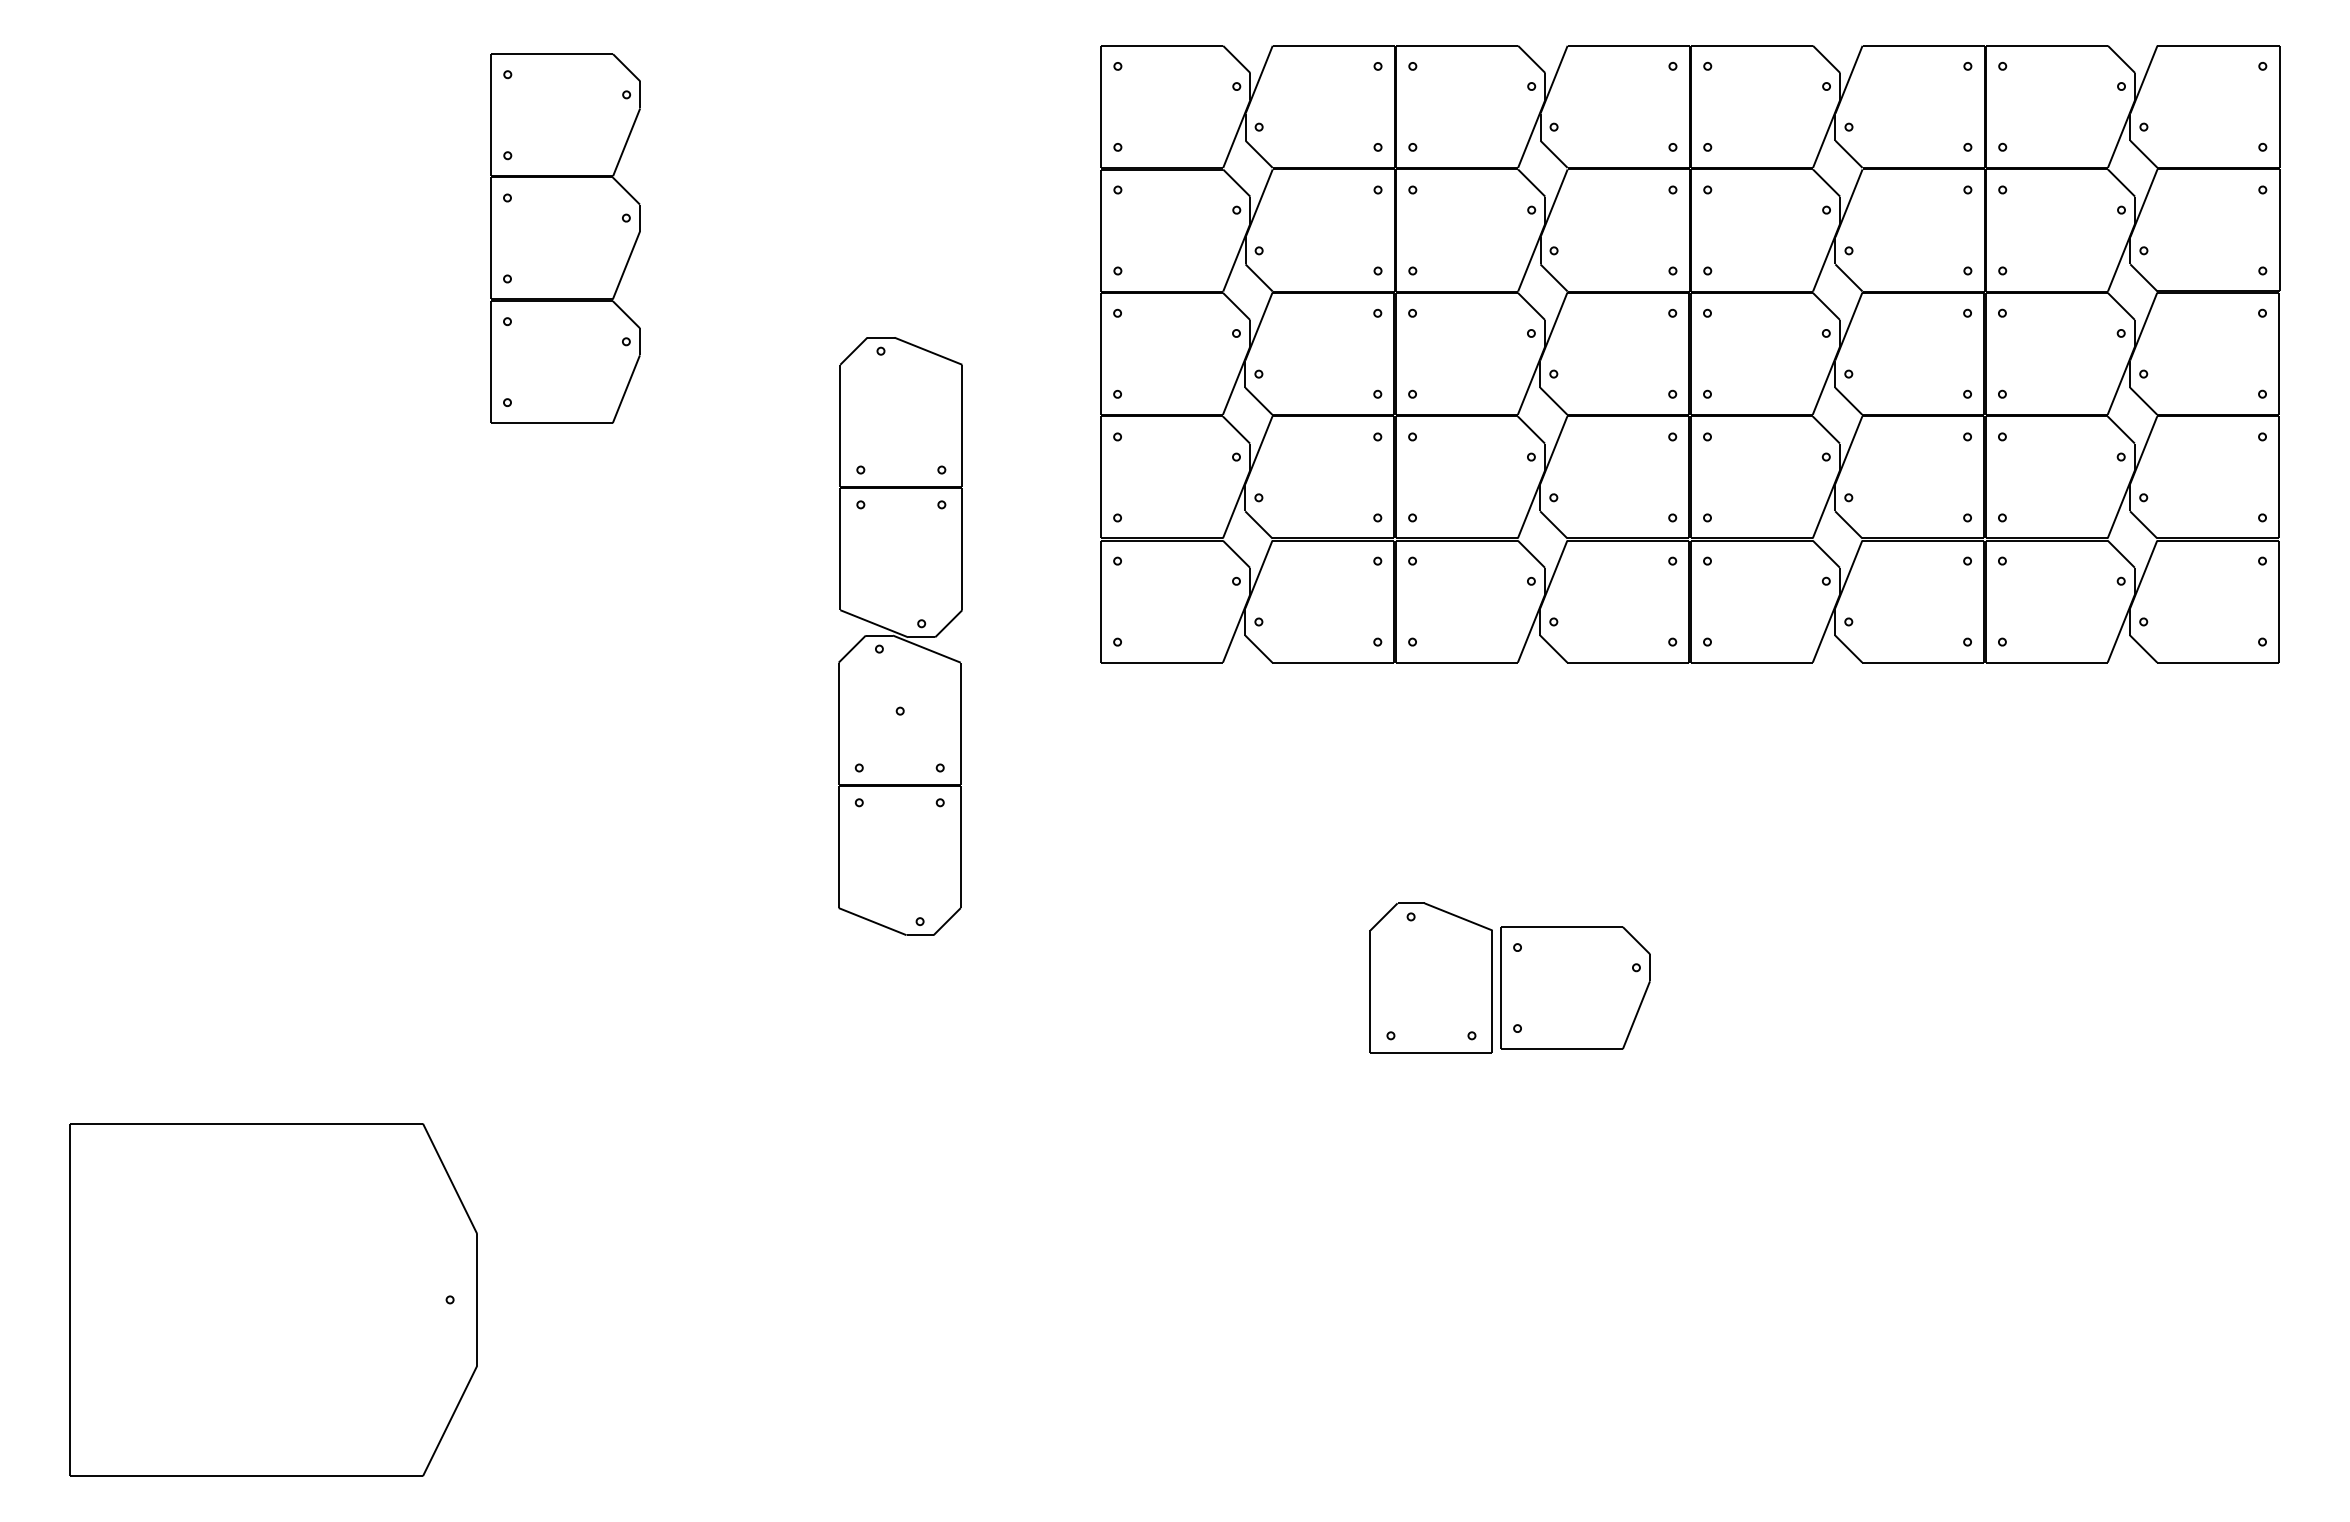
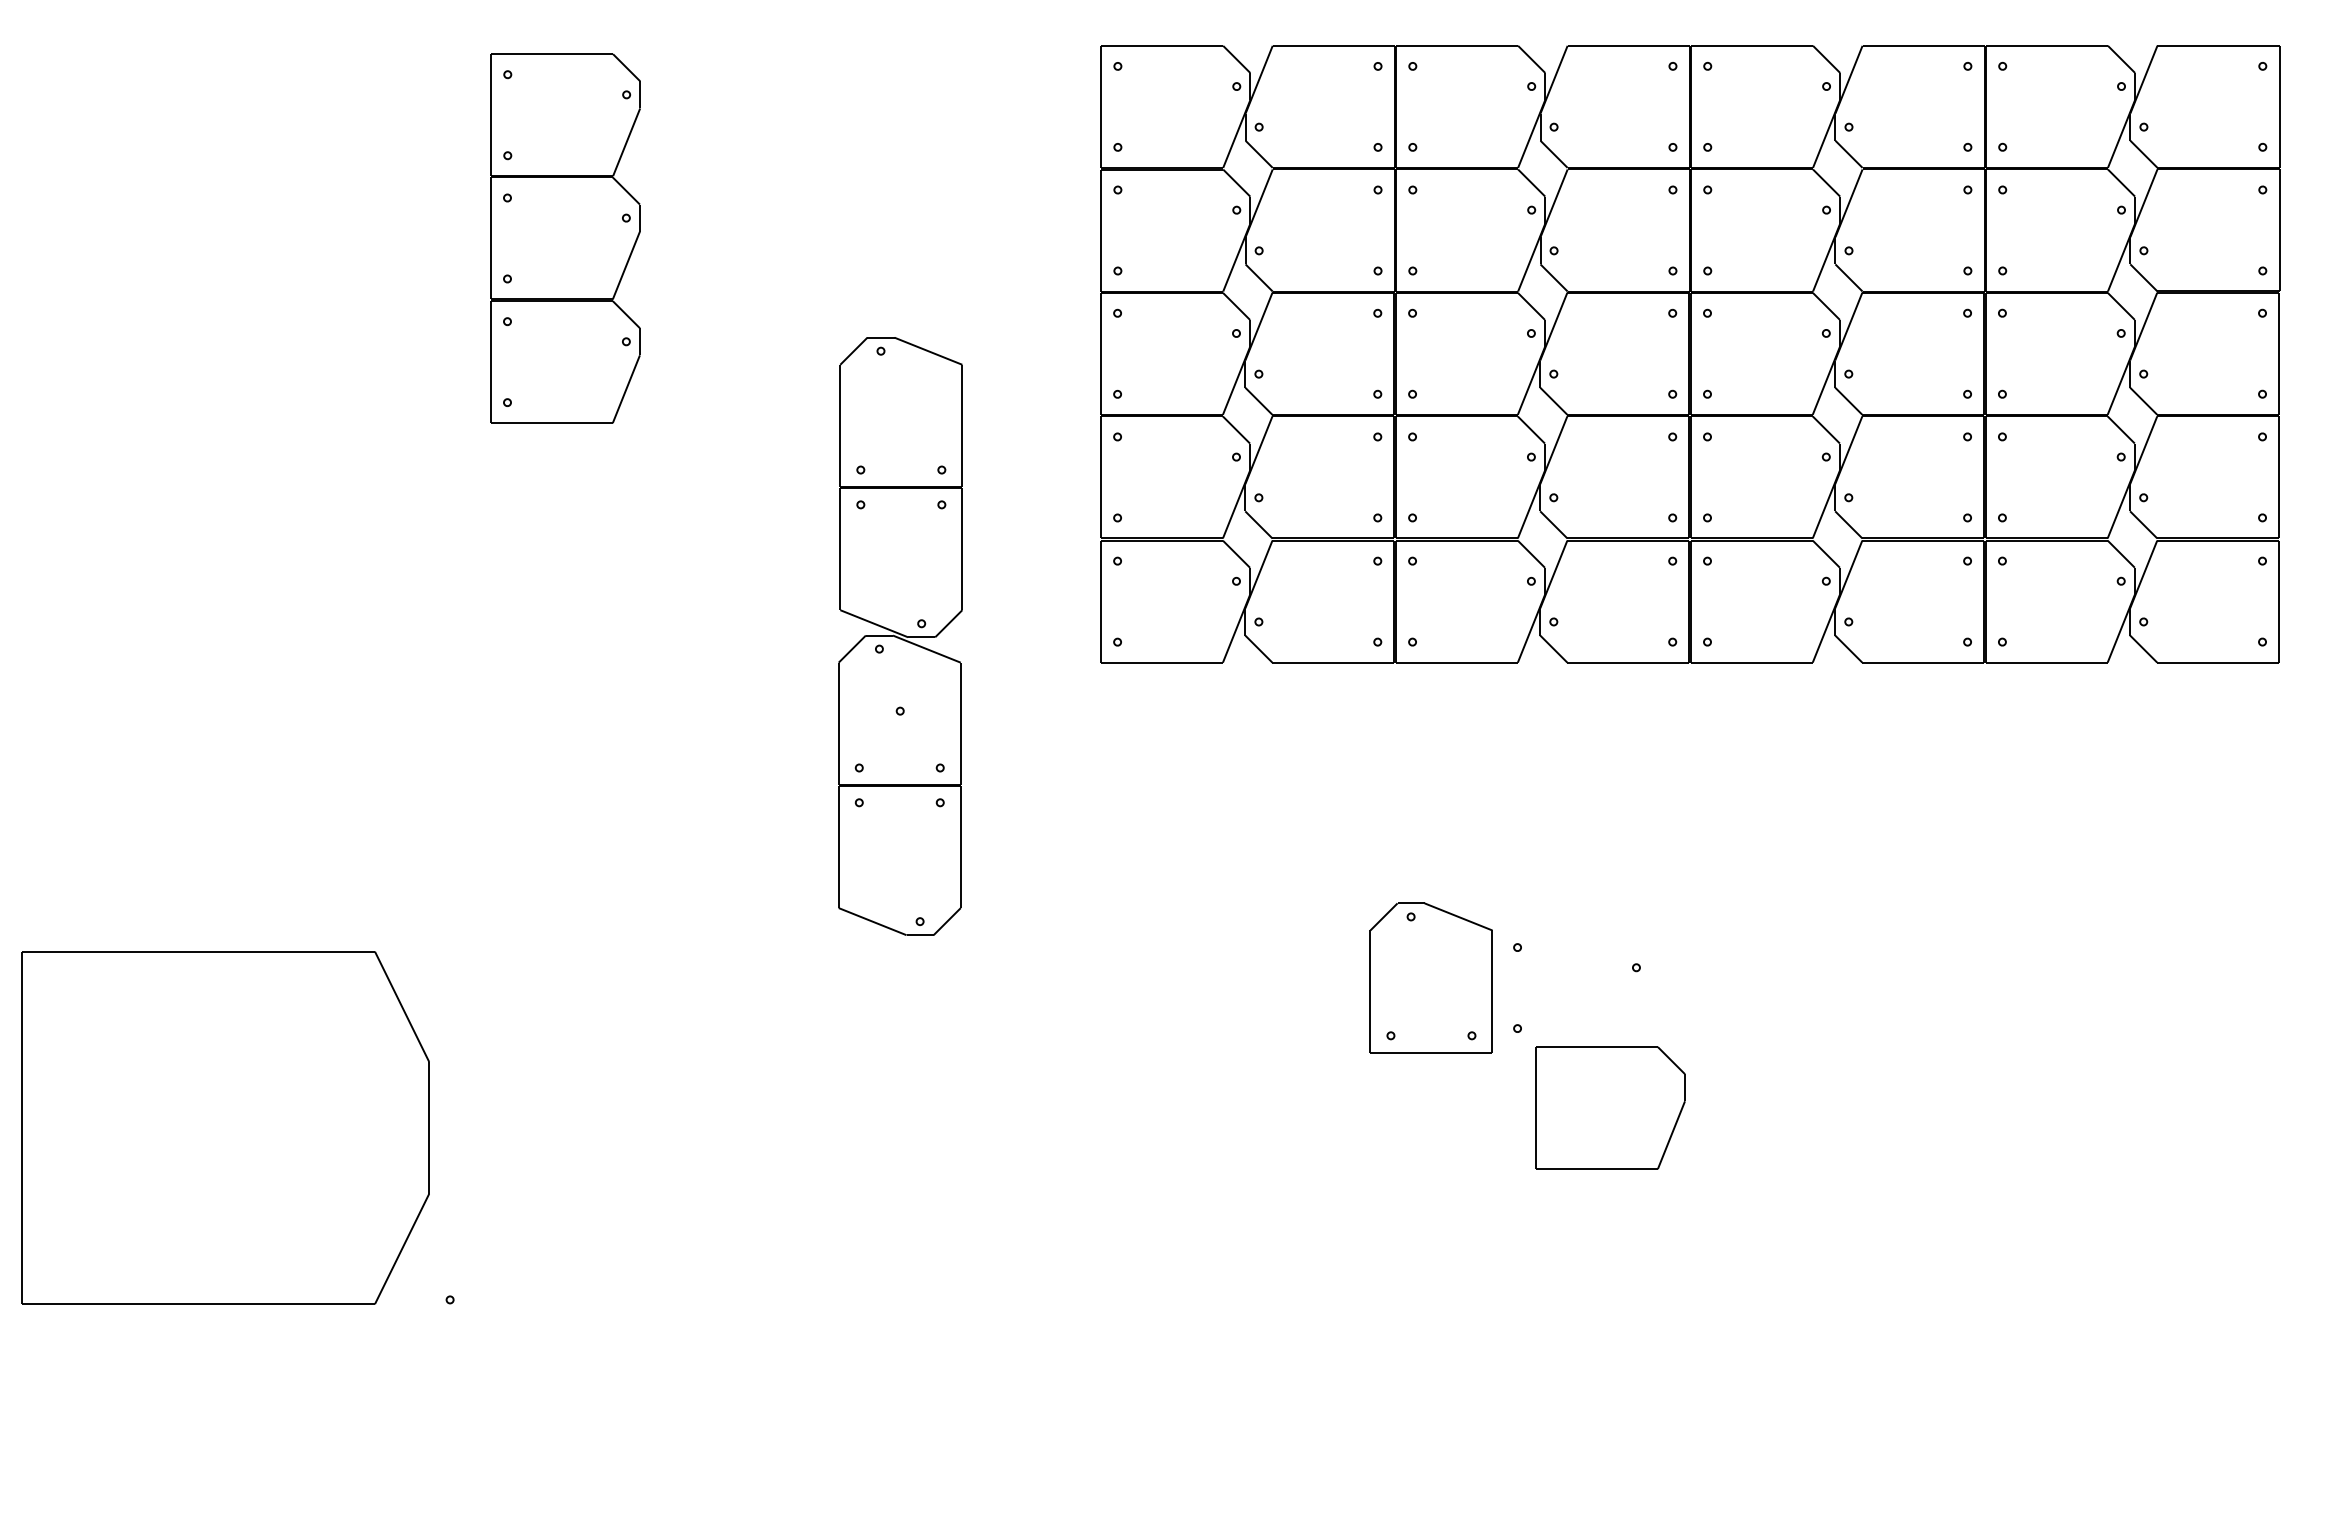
part position: (1575, 987) -> (1610, 1107) (1610, 1107)
part position: (273, 1299) -> (225, 1127) (225, 1127)
